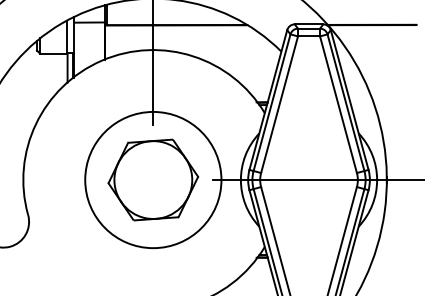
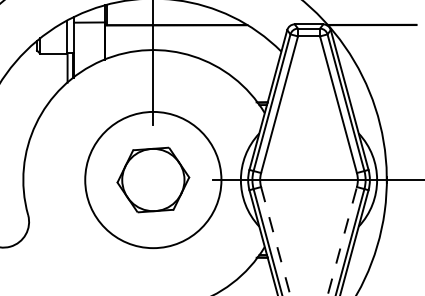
part size: 93x84 px -> 75x68 px (153, 179)
line: solid -> dashed (342, 240)
line: solid -> dashed (275, 241)
